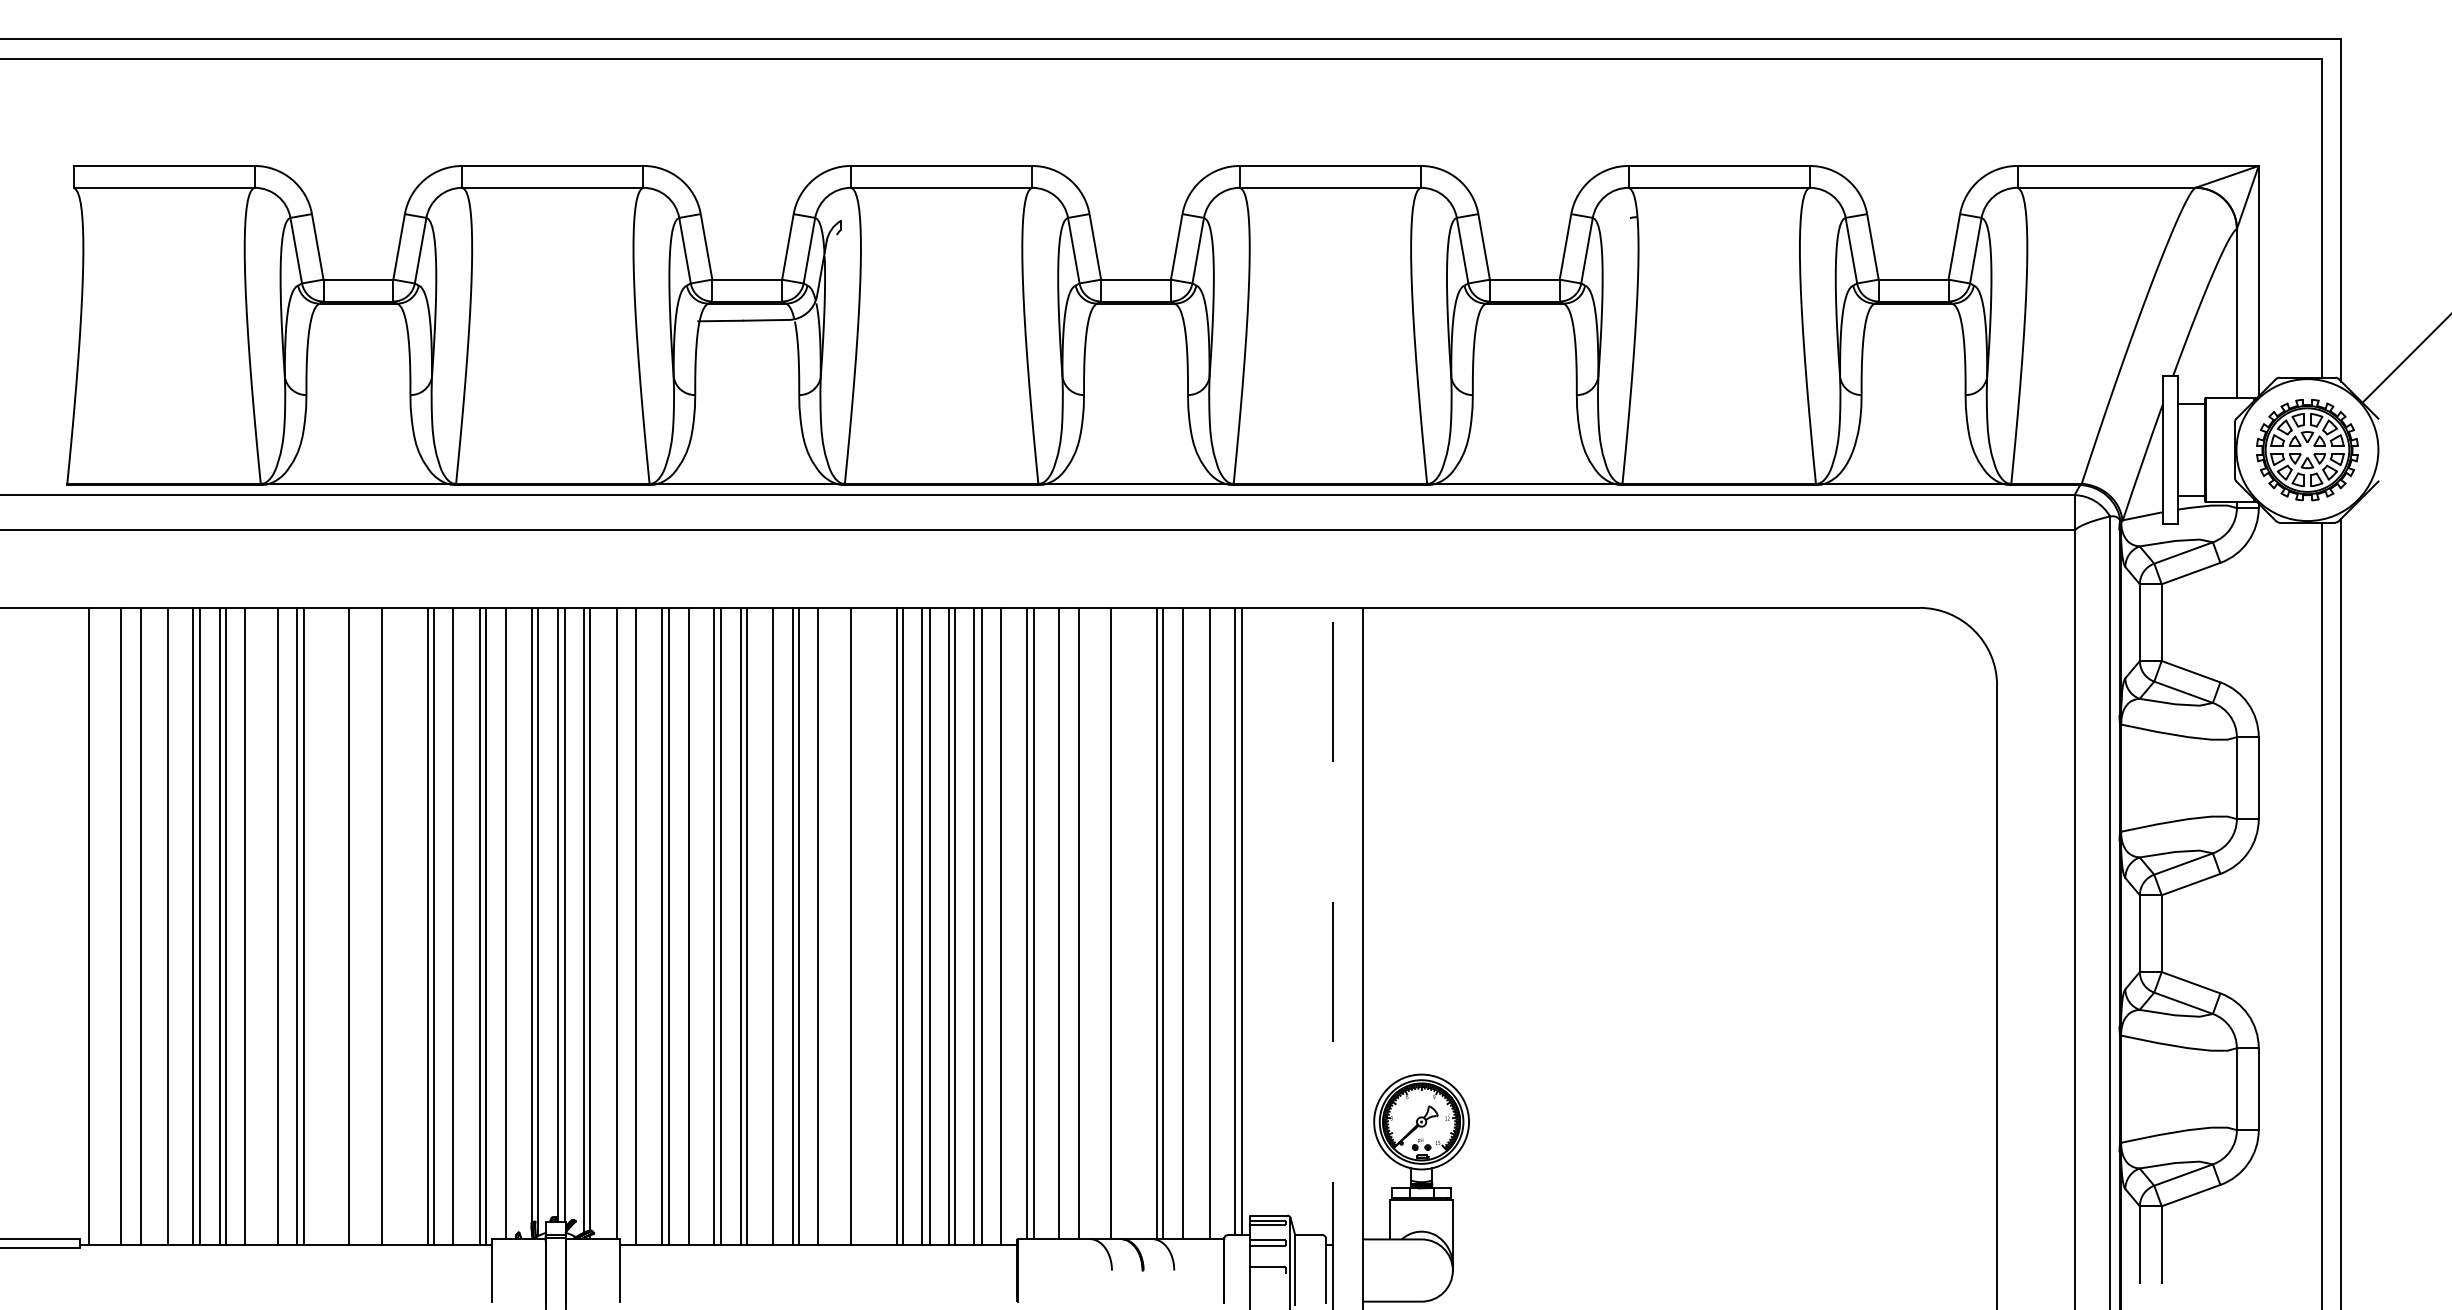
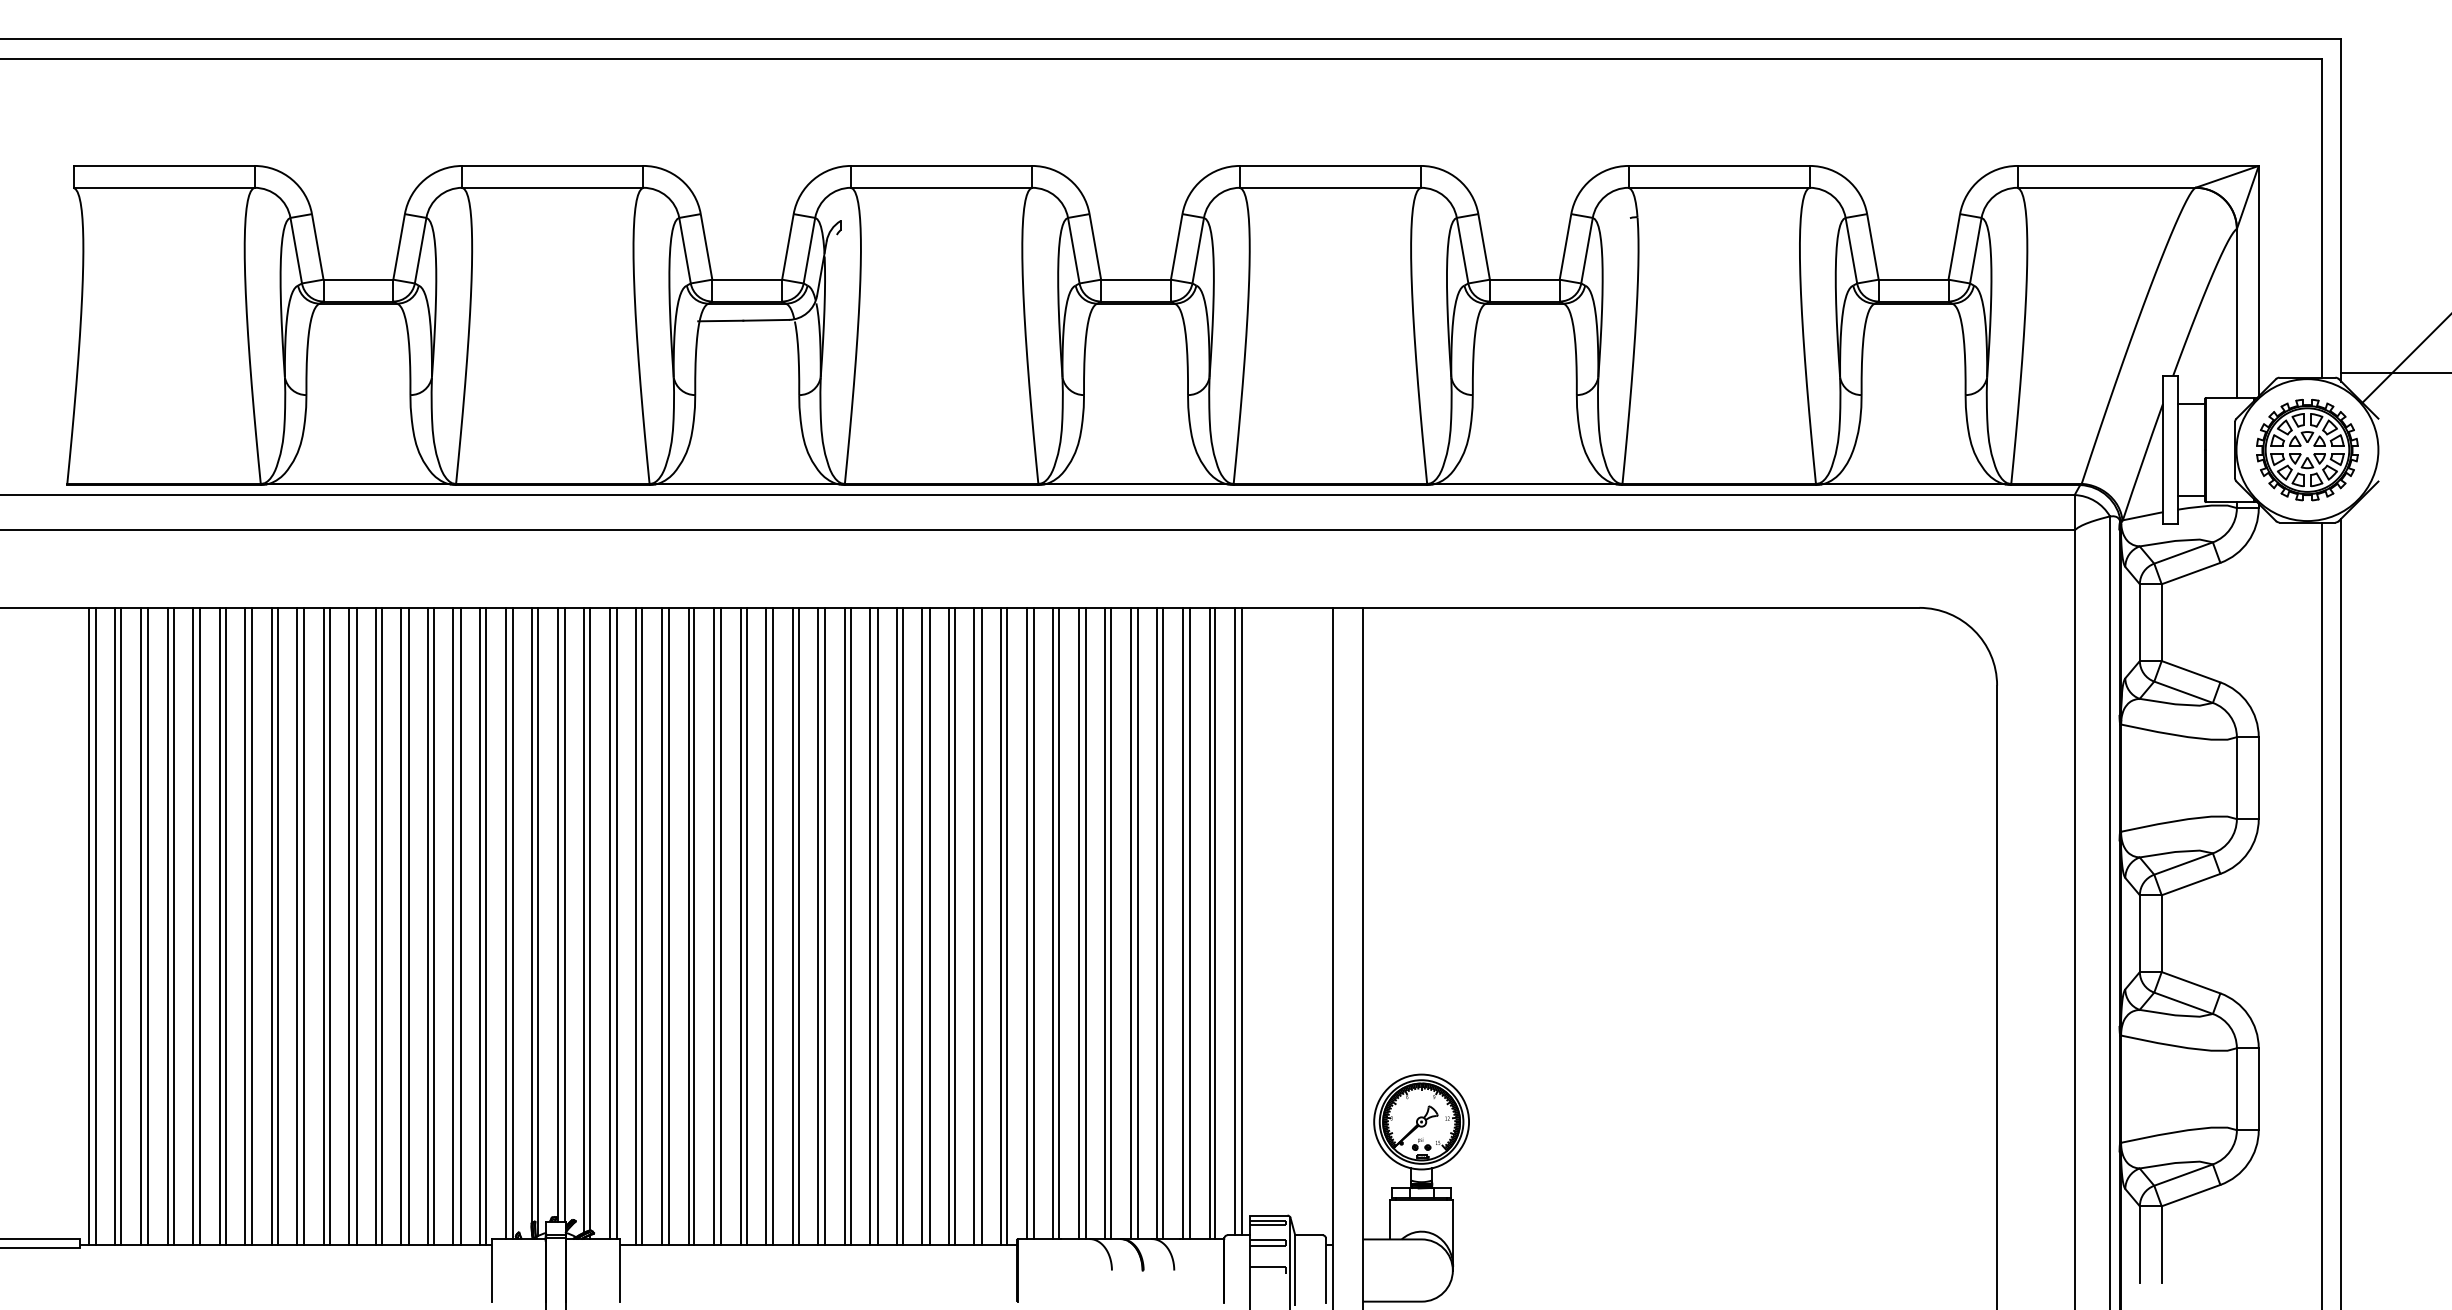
line: none -> present (2394, 372)
line: none -> present (512, 923)
line: none -> present (609, 923)
line: none -> present (1053, 923)
line: none -> present (1085, 923)
line: none -> present (1105, 923)
line: none -> present (1130, 923)
line: none -> present (1138, 923)
line: none -> present (1190, 923)
line: none -> present (1215, 923)
line: none -> present (96, 925)
line: none -> present (115, 925)
line: none -> present (148, 925)
line: none -> present (173, 925)
line: none -> present (252, 925)
line: none -> present (271, 925)
line: none -> present (323, 925)
line: none -> present (329, 925)
line: none -> present (356, 925)
line: none -> present (375, 925)
line: none -> present (401, 925)
line: none -> present (408, 925)
line: none -> present (460, 925)
line: none -> present (642, 925)
line: none -> present (694, 925)
line: none -> present (766, 925)
line: none -> present (825, 925)
line: none -> present (844, 925)
line: none -> present (870, 925)
line: none -> present (877, 925)
line: none -> present (1007, 925)
line: dashed -> solid (1333, 958)
